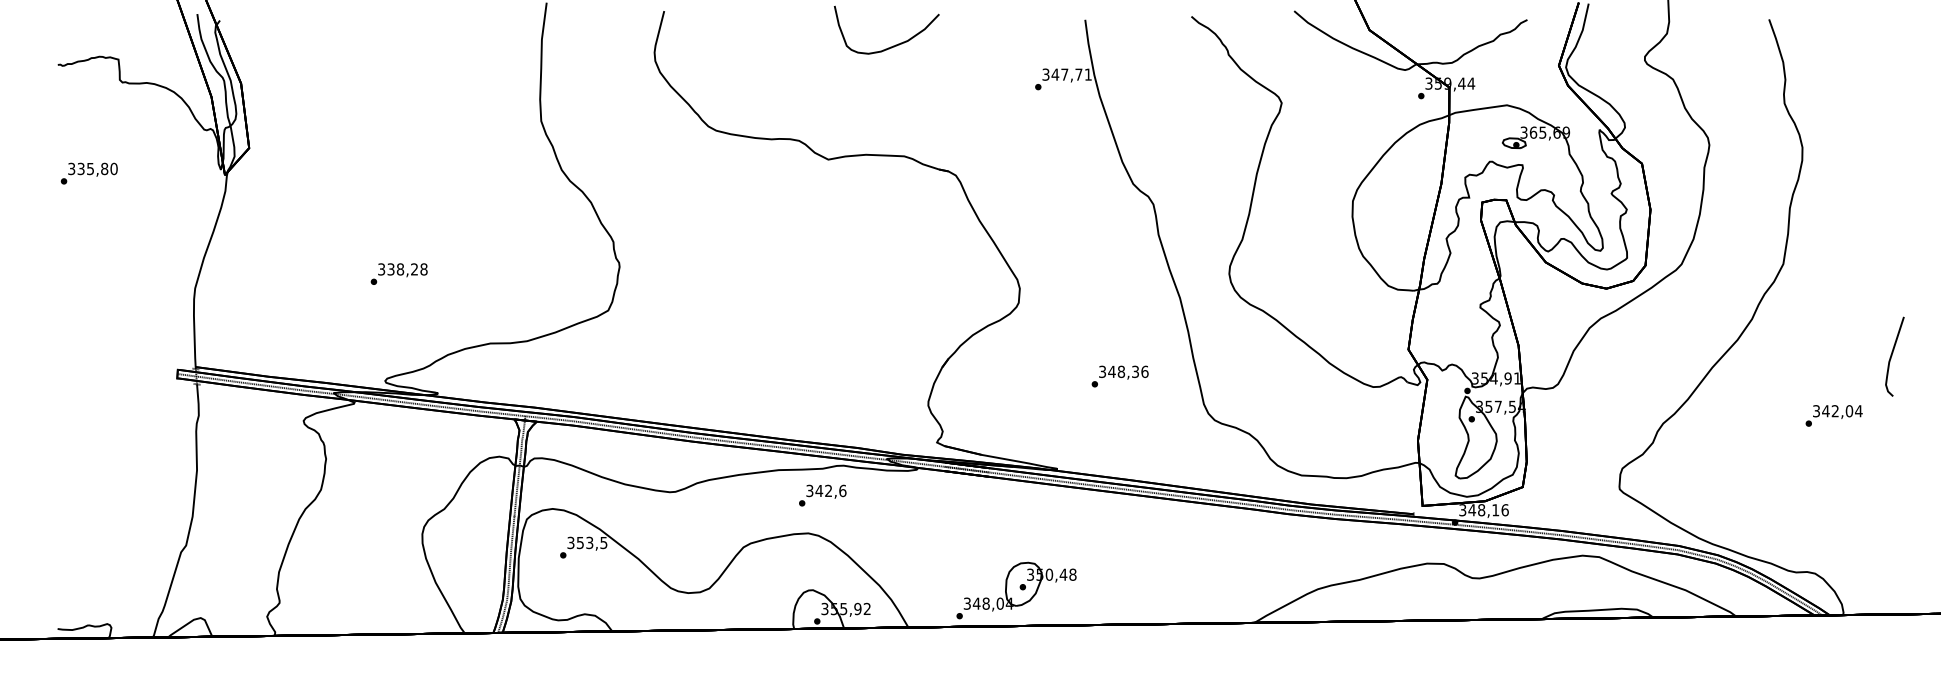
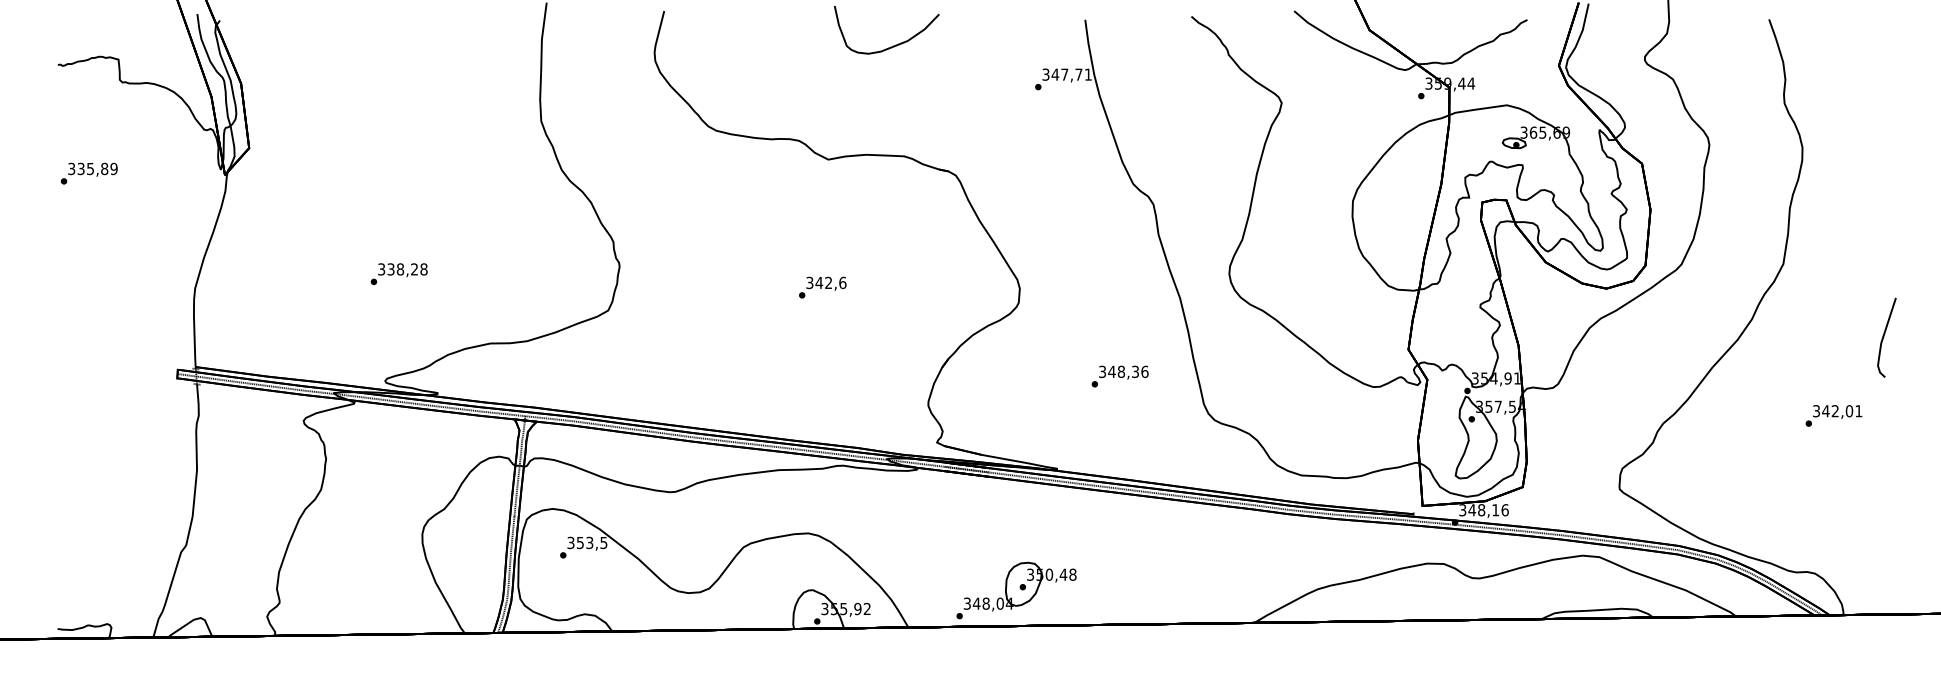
text: 335,80 -> 335,89 (113, 169)
part position: (1894, 356) -> (1886, 337) (1886, 337)
text: 342,04 -> 342,01 (1858, 411)
text position: (822, 495) -> (822, 287) (822, 287)
